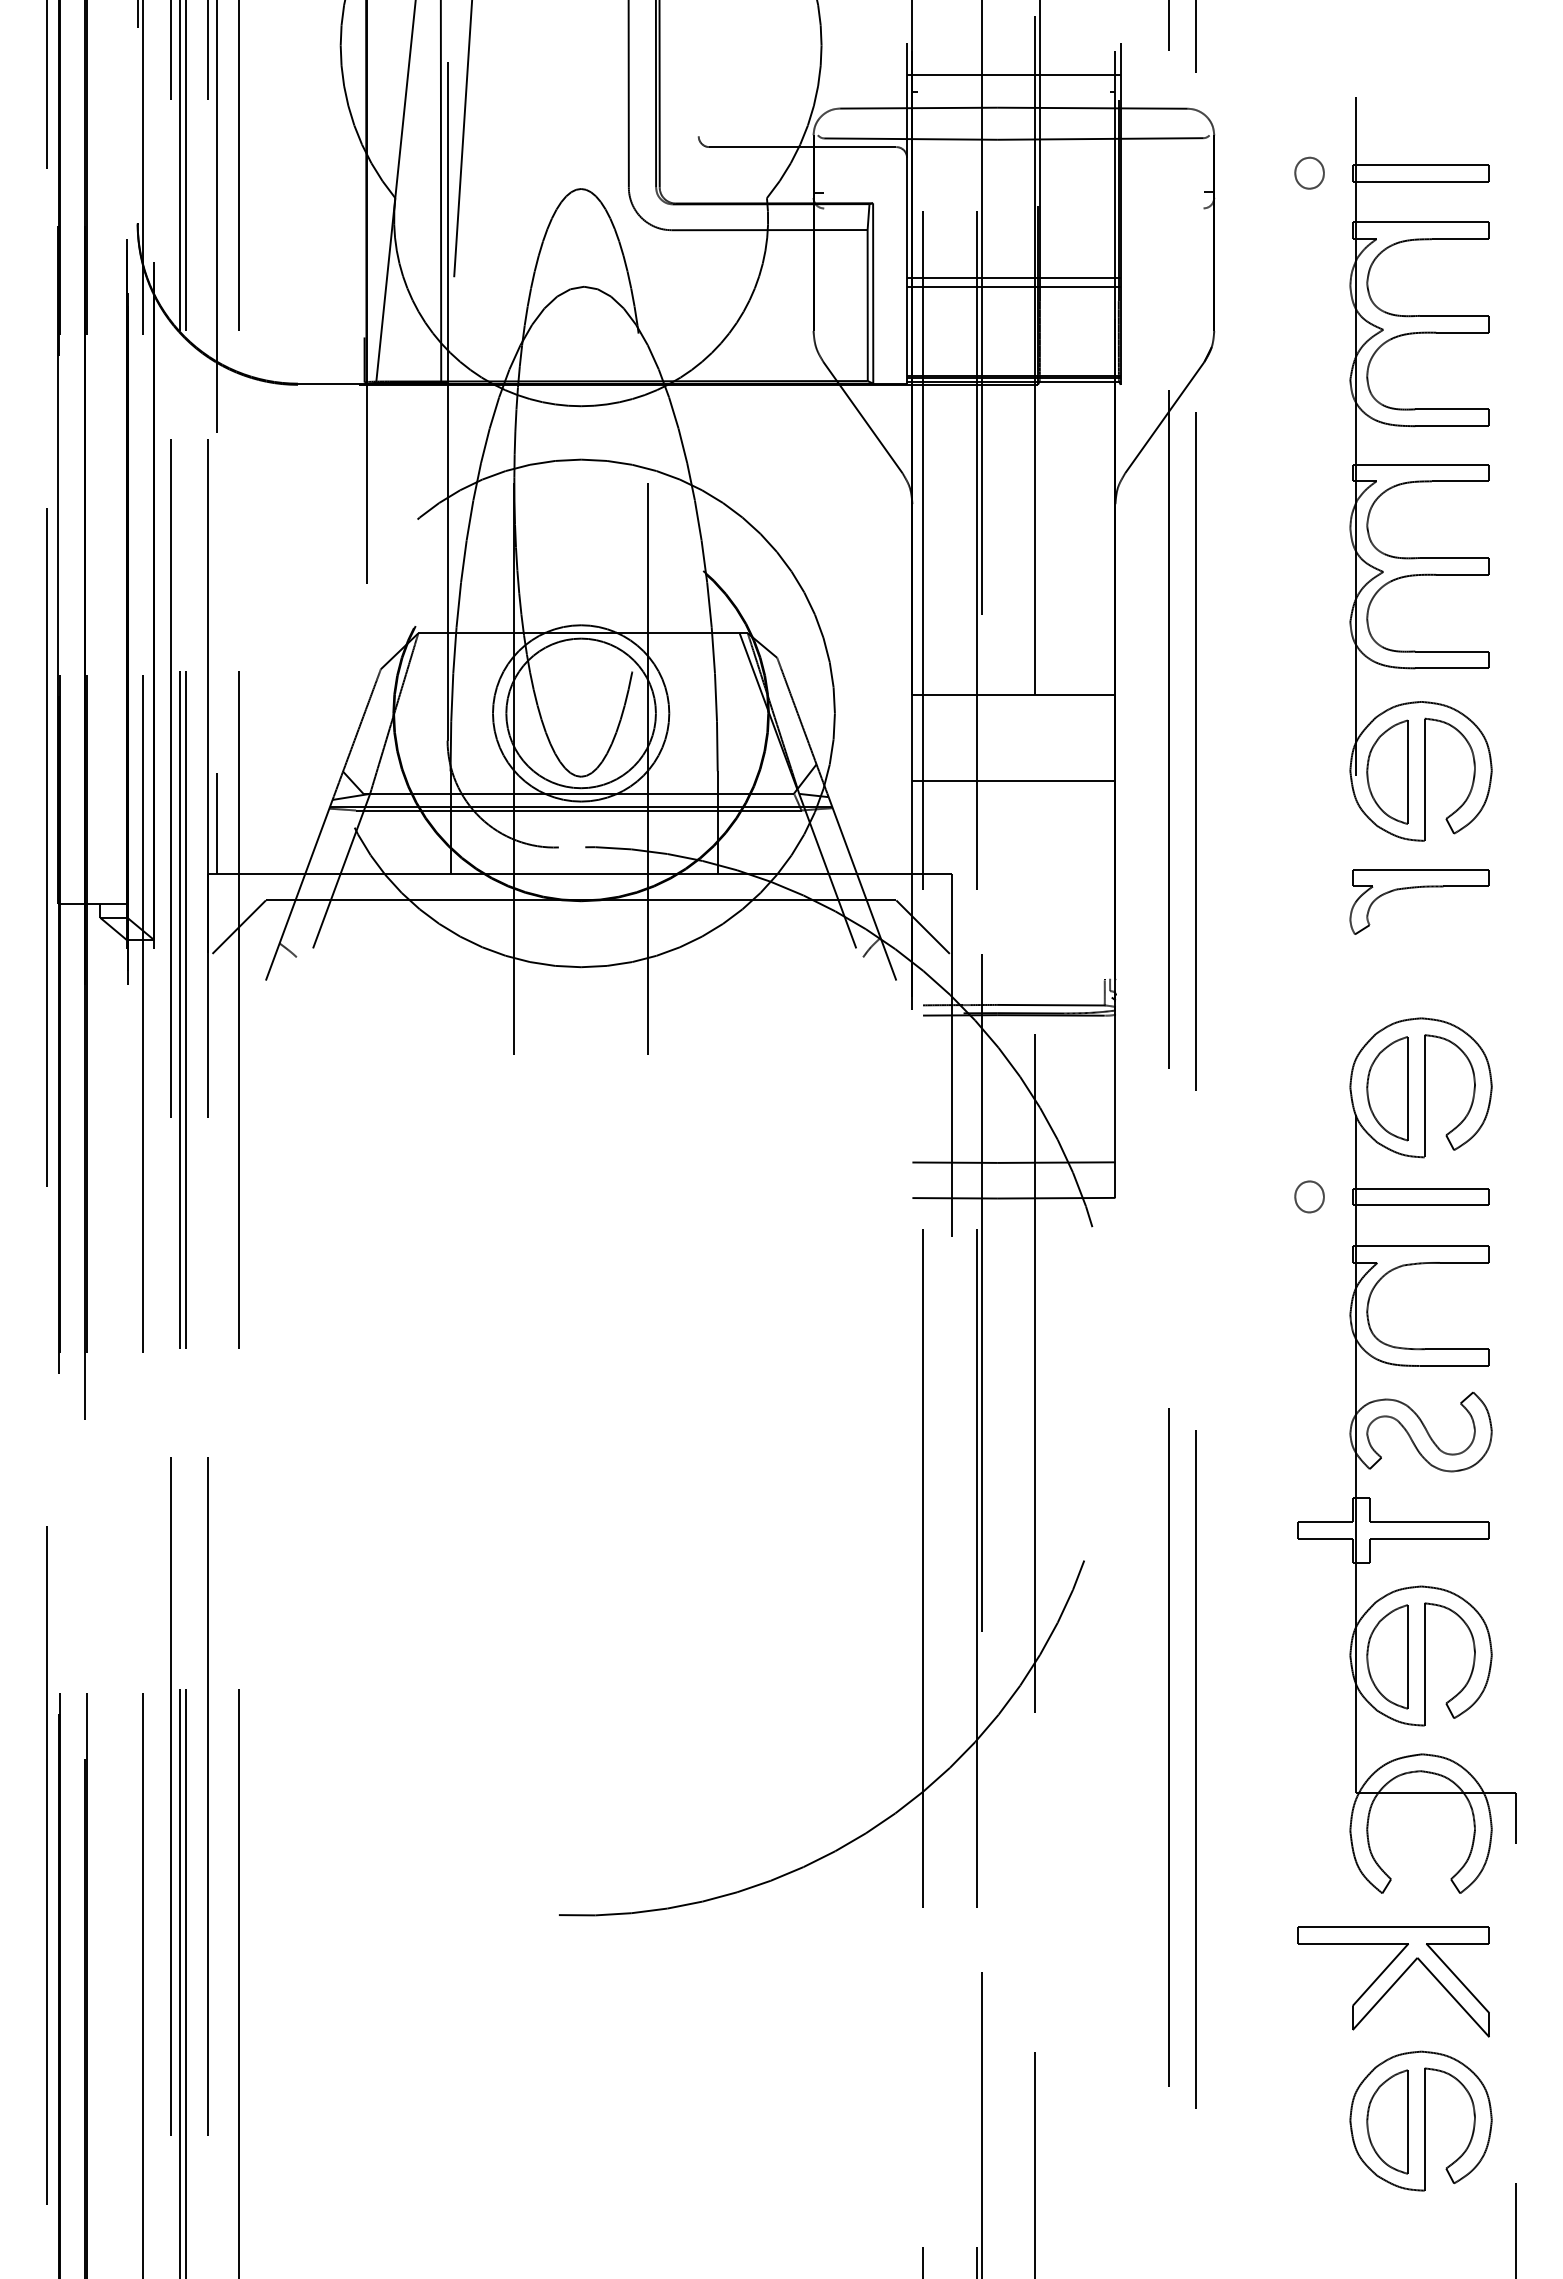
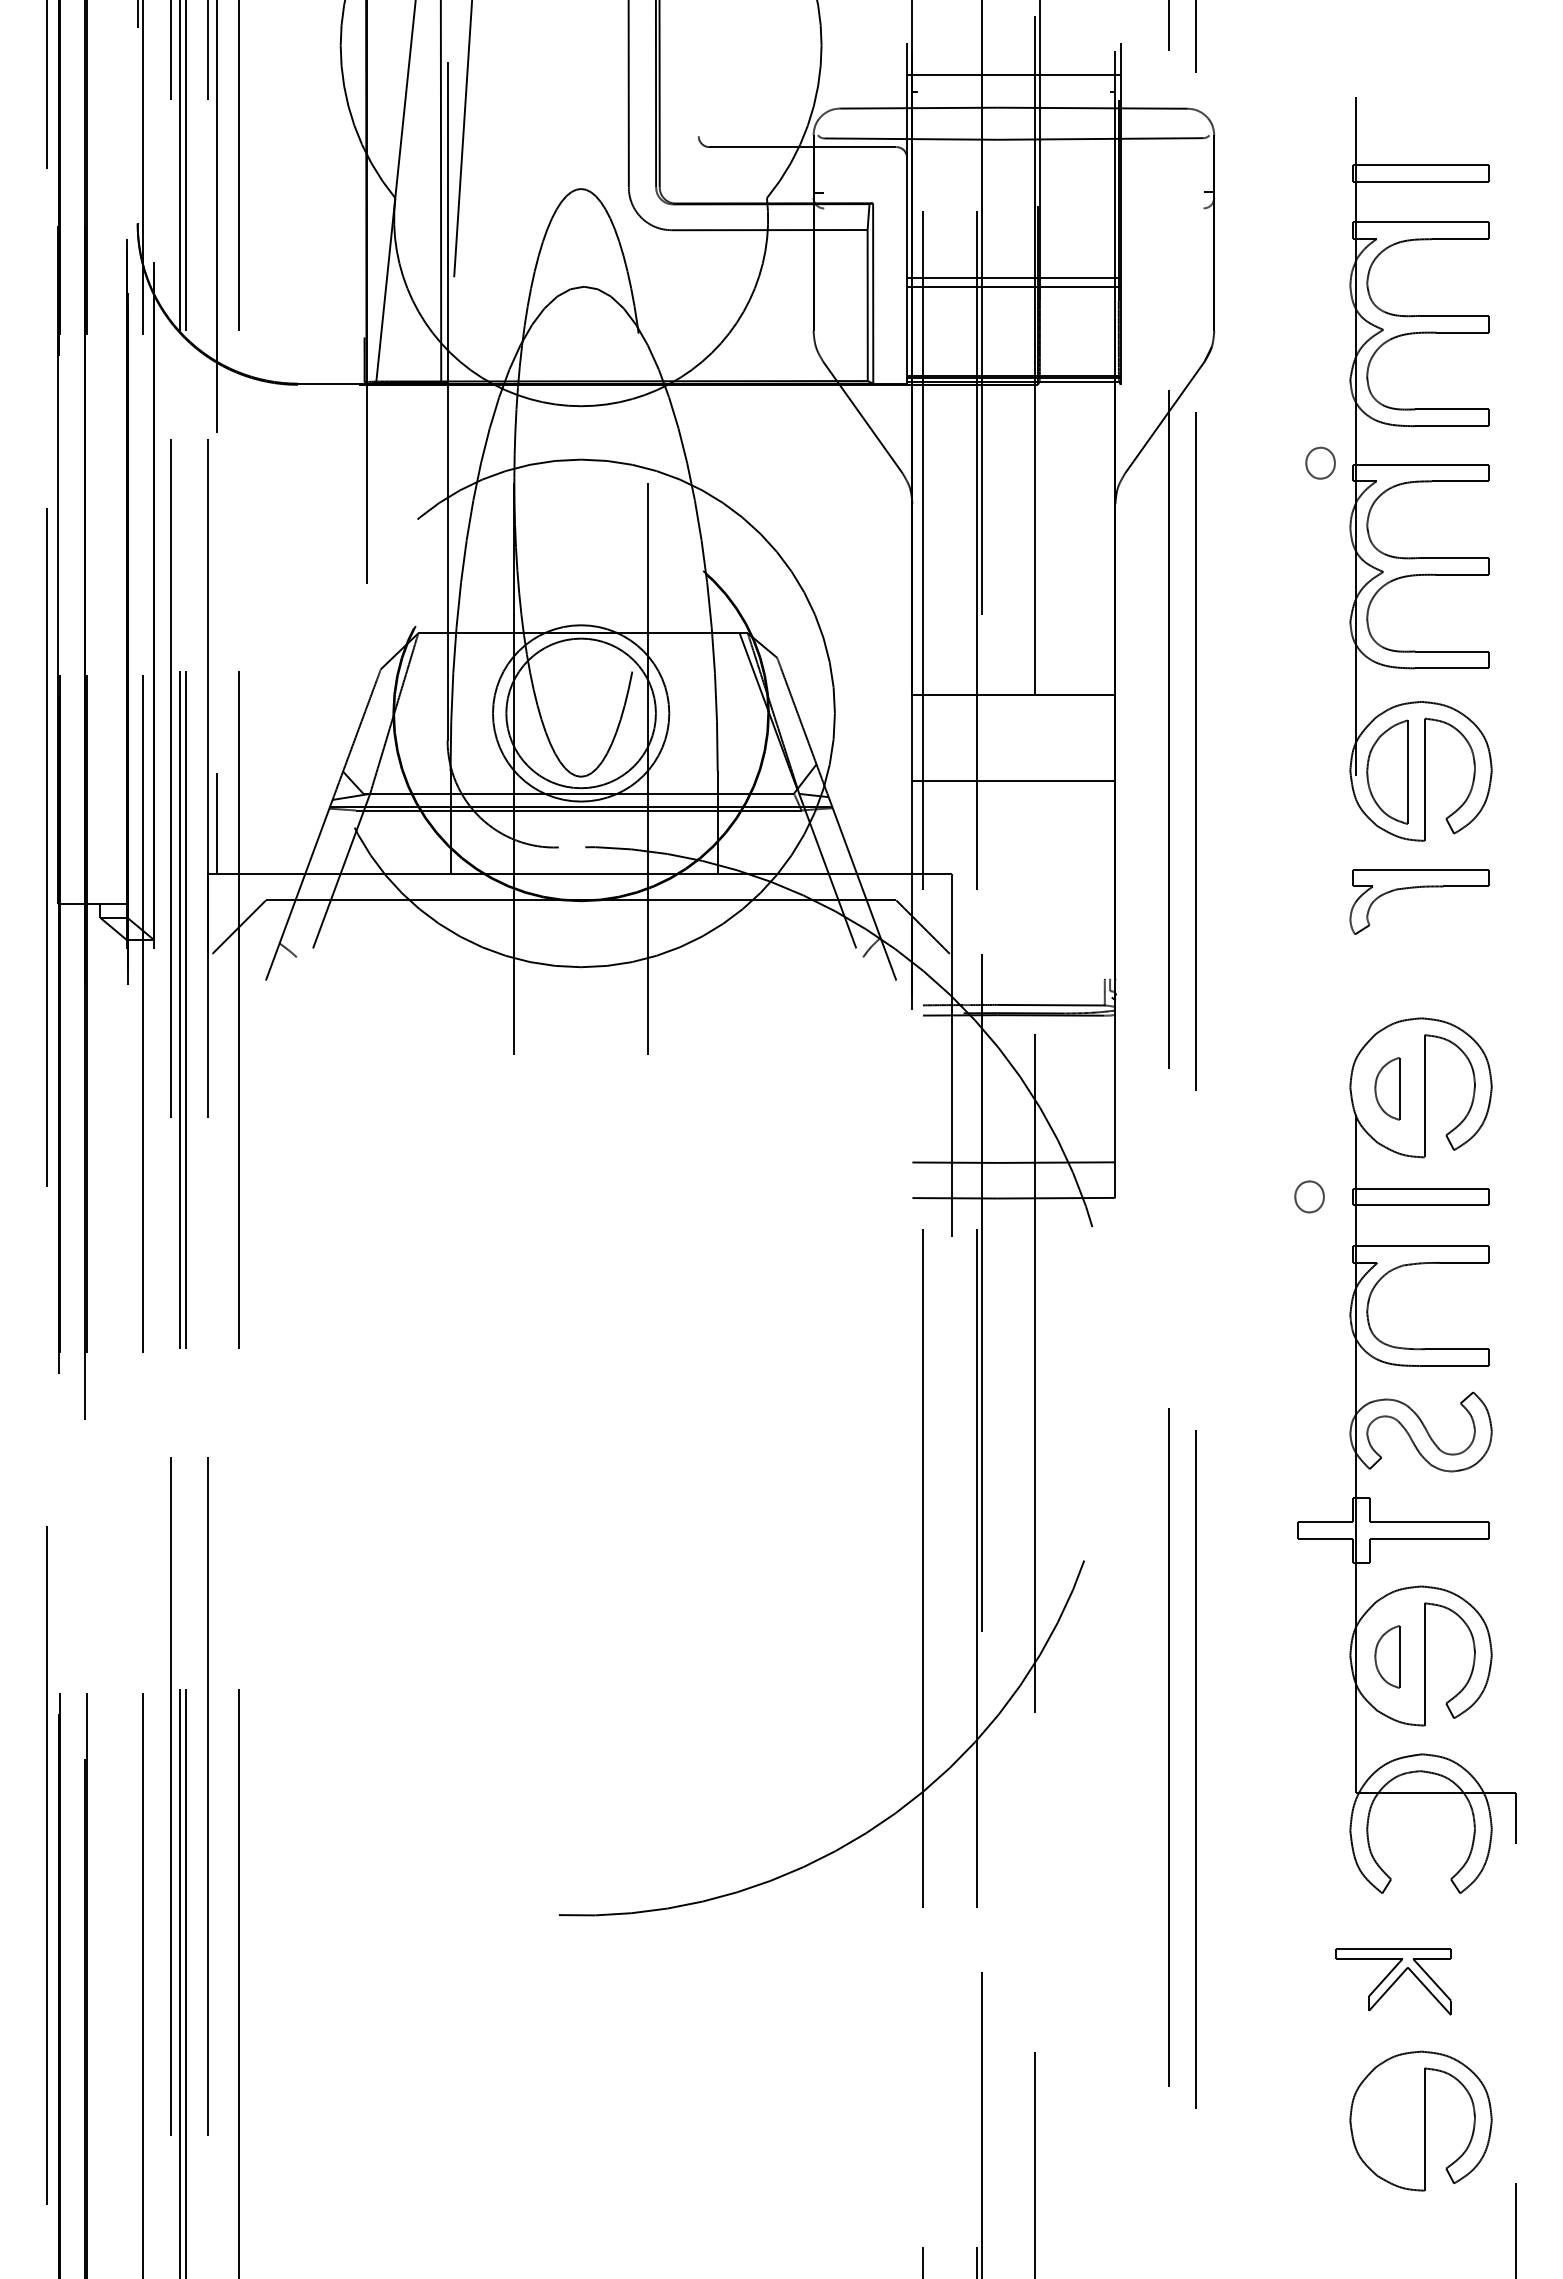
part position: (1309, 172) -> (1320, 462) (1320, 462)
part size: 43x106 px -> 27x64 px (1387, 1088)
part size: 43x106 px -> 27x64 px (1387, 1656)
part size: 193x112 px -> 117x68 px (1393, 1981)
part: present -> none (1387, 2121)
